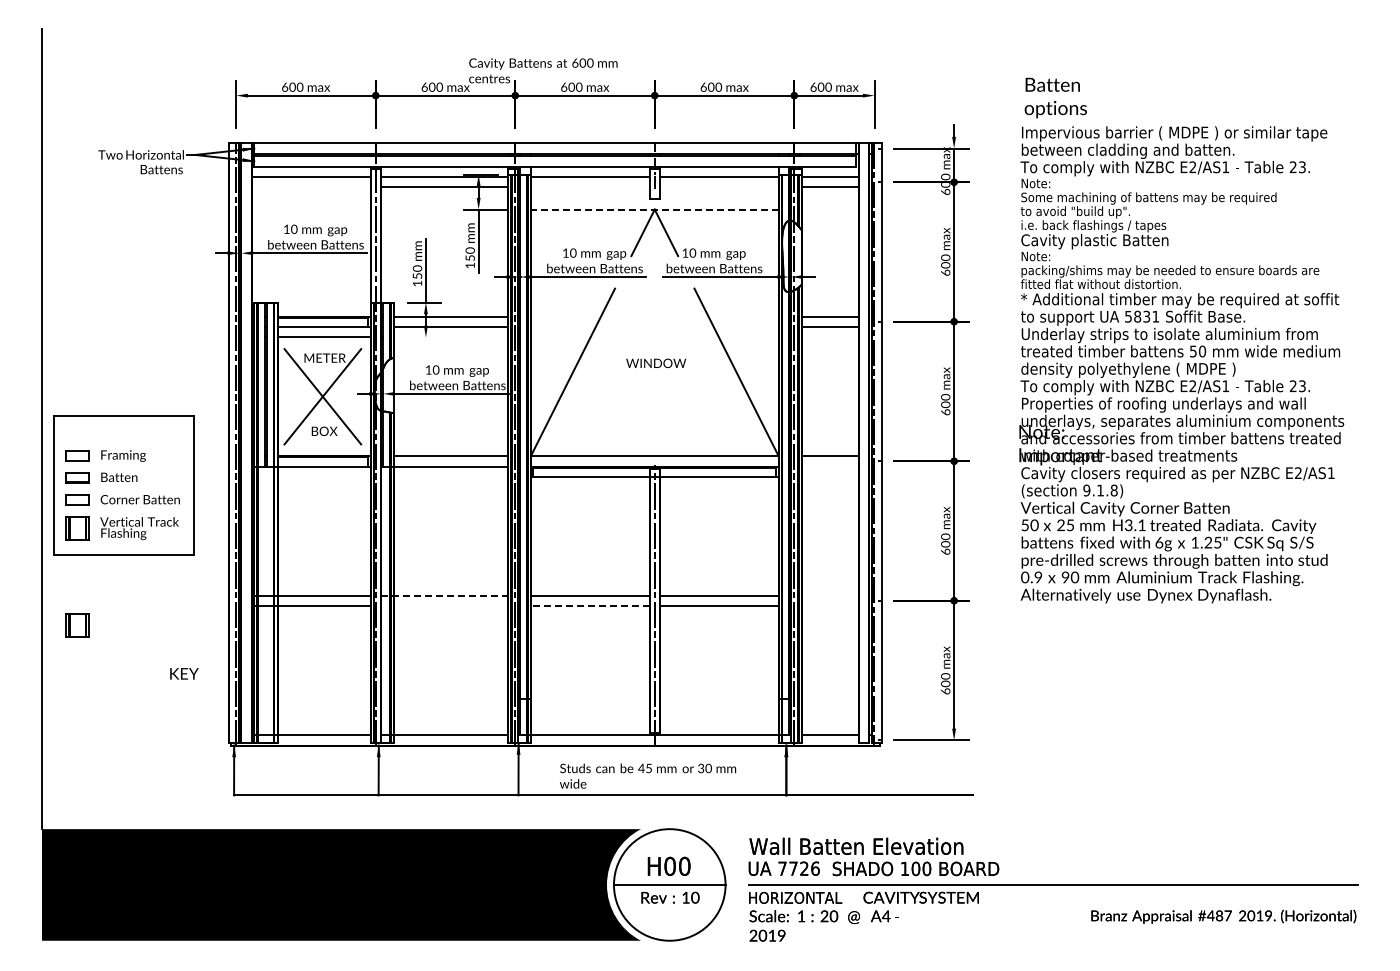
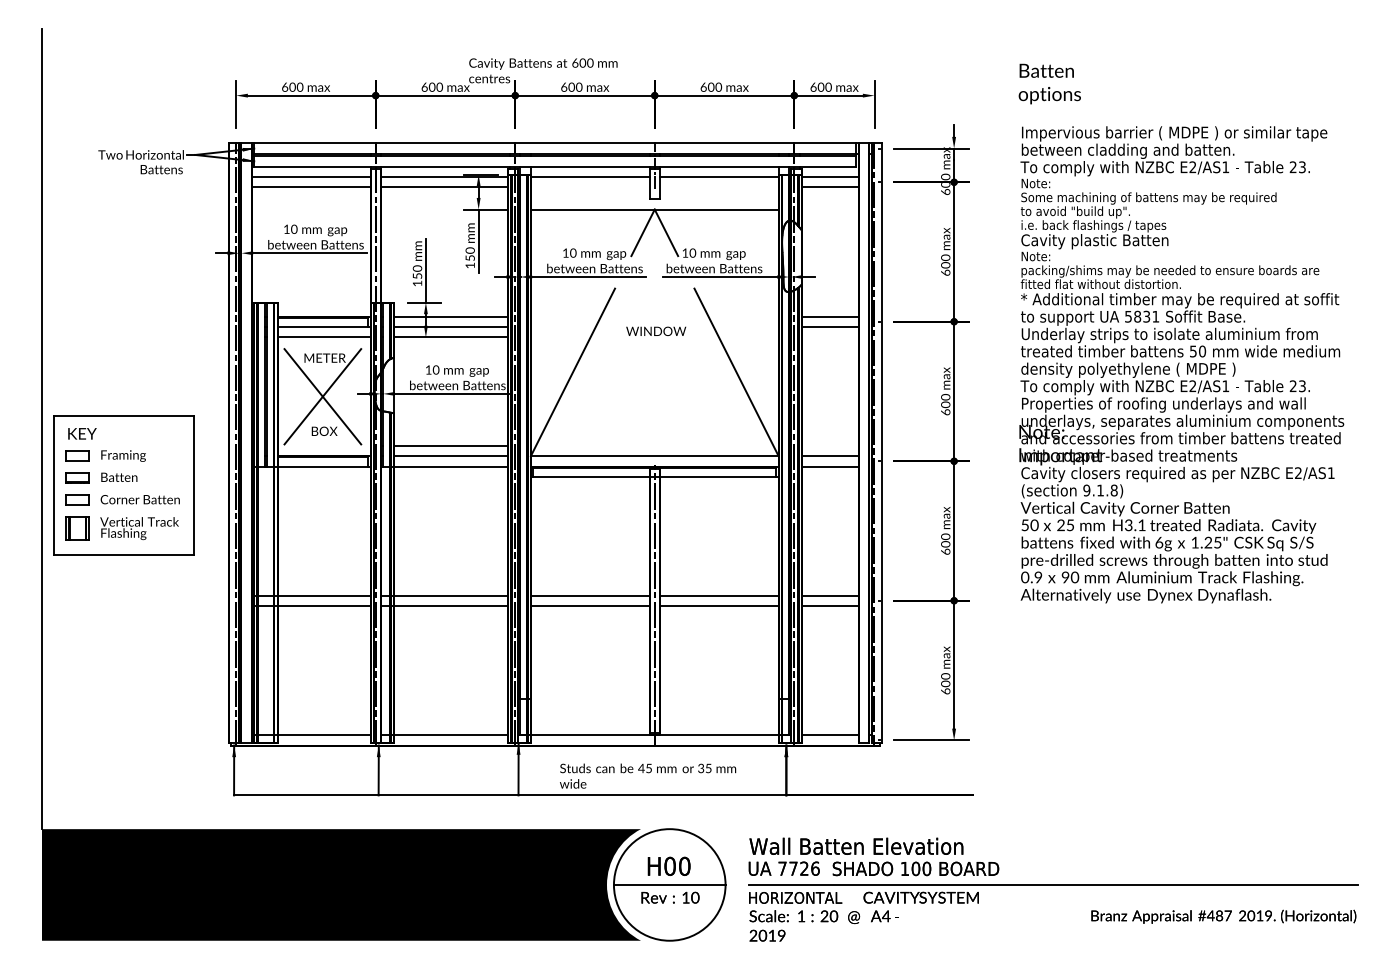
text position: (1055, 97) -> (1049, 83) (1049, 83)
line: none -> present (310, 187)
line: dashed -> solid (654, 209)
line: none -> present (450, 337)
text position: (656, 362) -> (656, 330) (656, 330)
line: none -> present (450, 445)
line: none -> present (829, 466)
line: dashed -> solid (444, 595)
line: none -> present (829, 595)
line: none -> present (443, 606)
line: dashed -> solid (589, 606)
line: none -> present (829, 606)
part: present -> none (77, 625)
text position: (184, 673) -> (82, 433) (82, 433)
text: 30 -> 35 (708, 768)
